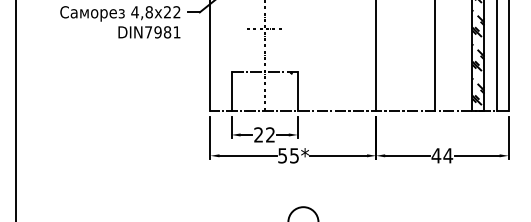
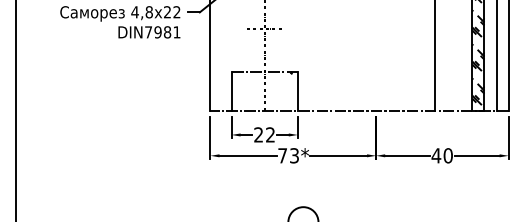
line: present -> none (376, 56)
text: 55* -> 73* (288, 155)
text: 44 -> 40 (448, 155)
